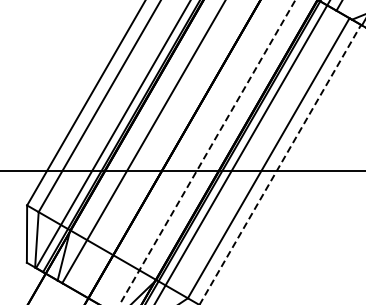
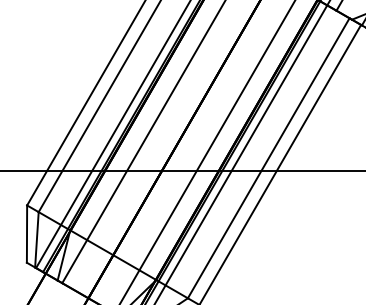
line: dashed -> solid (207, 152)
line: dashed -> solid (280, 164)
